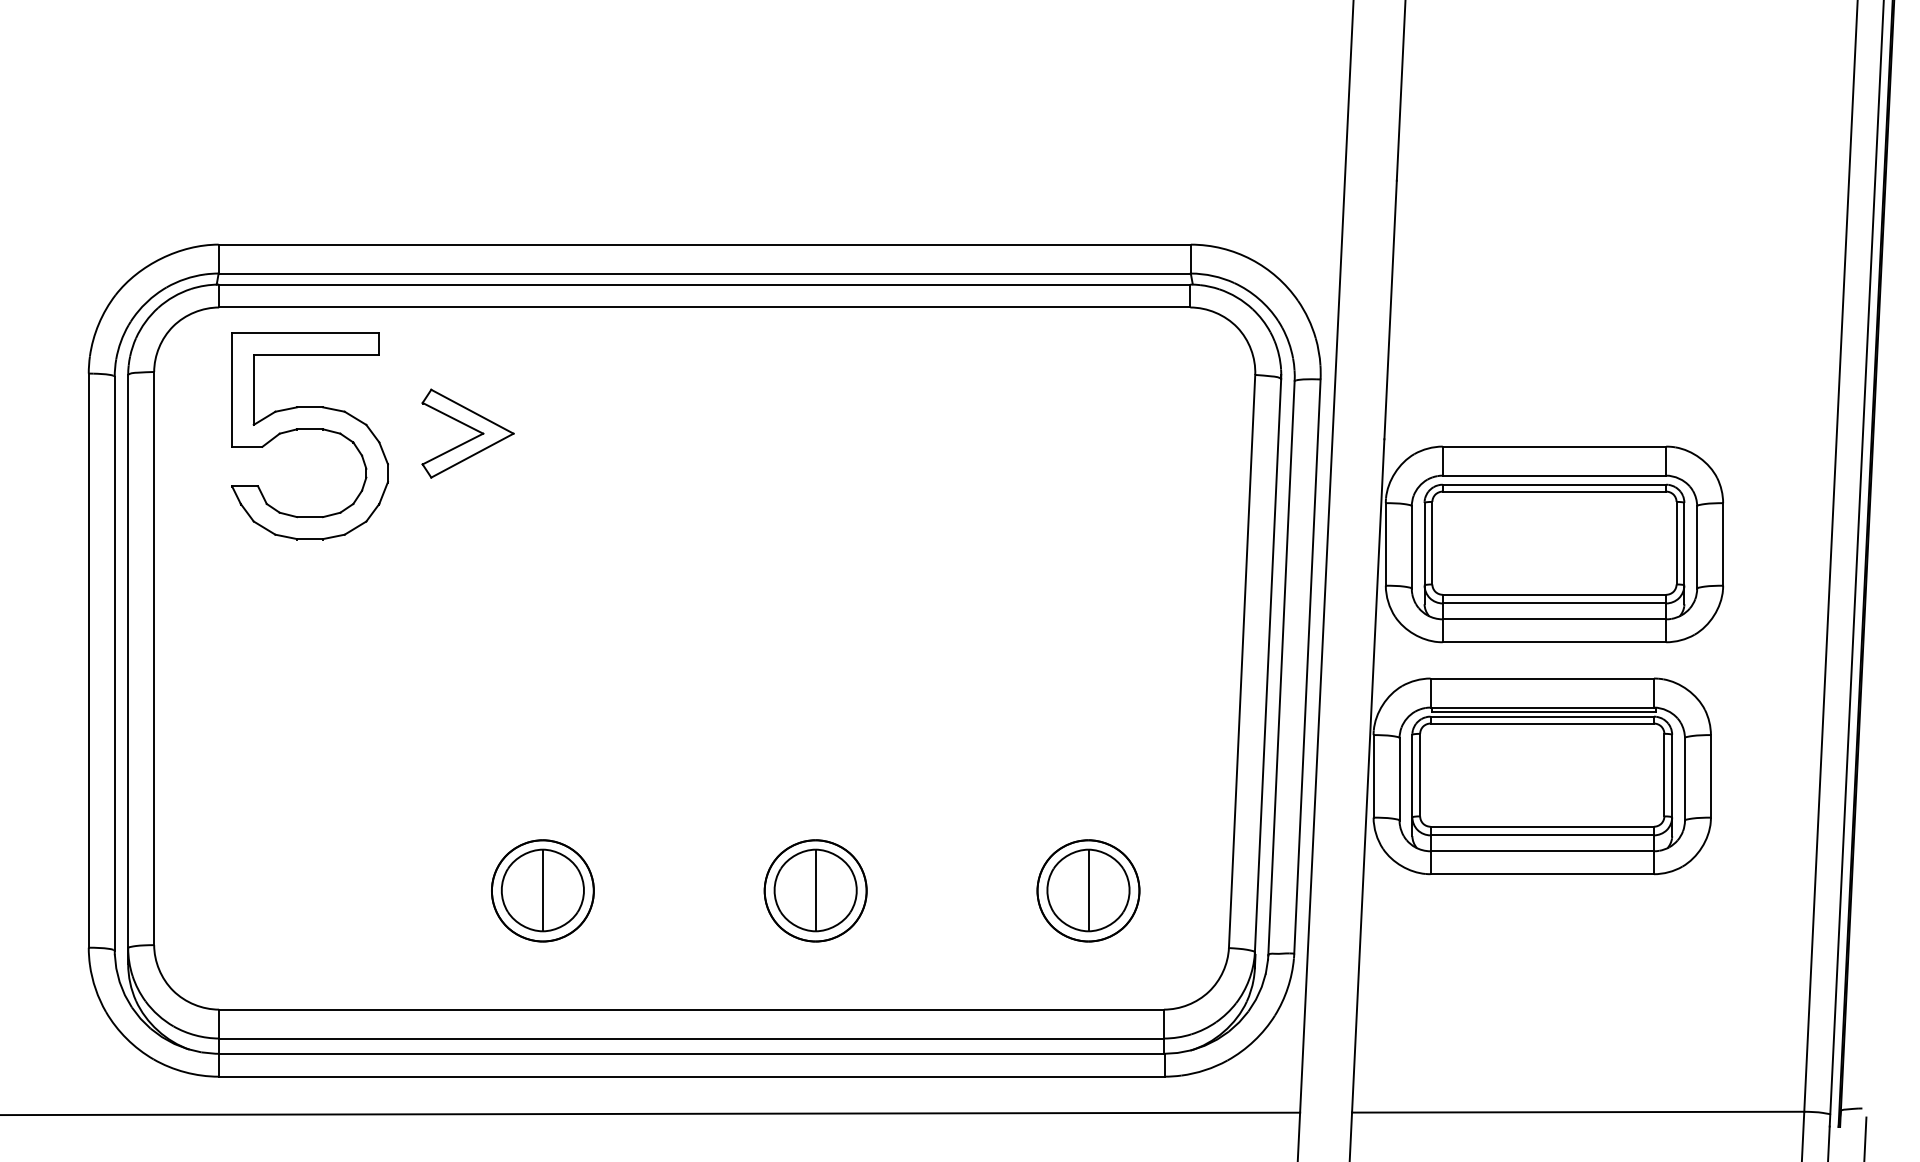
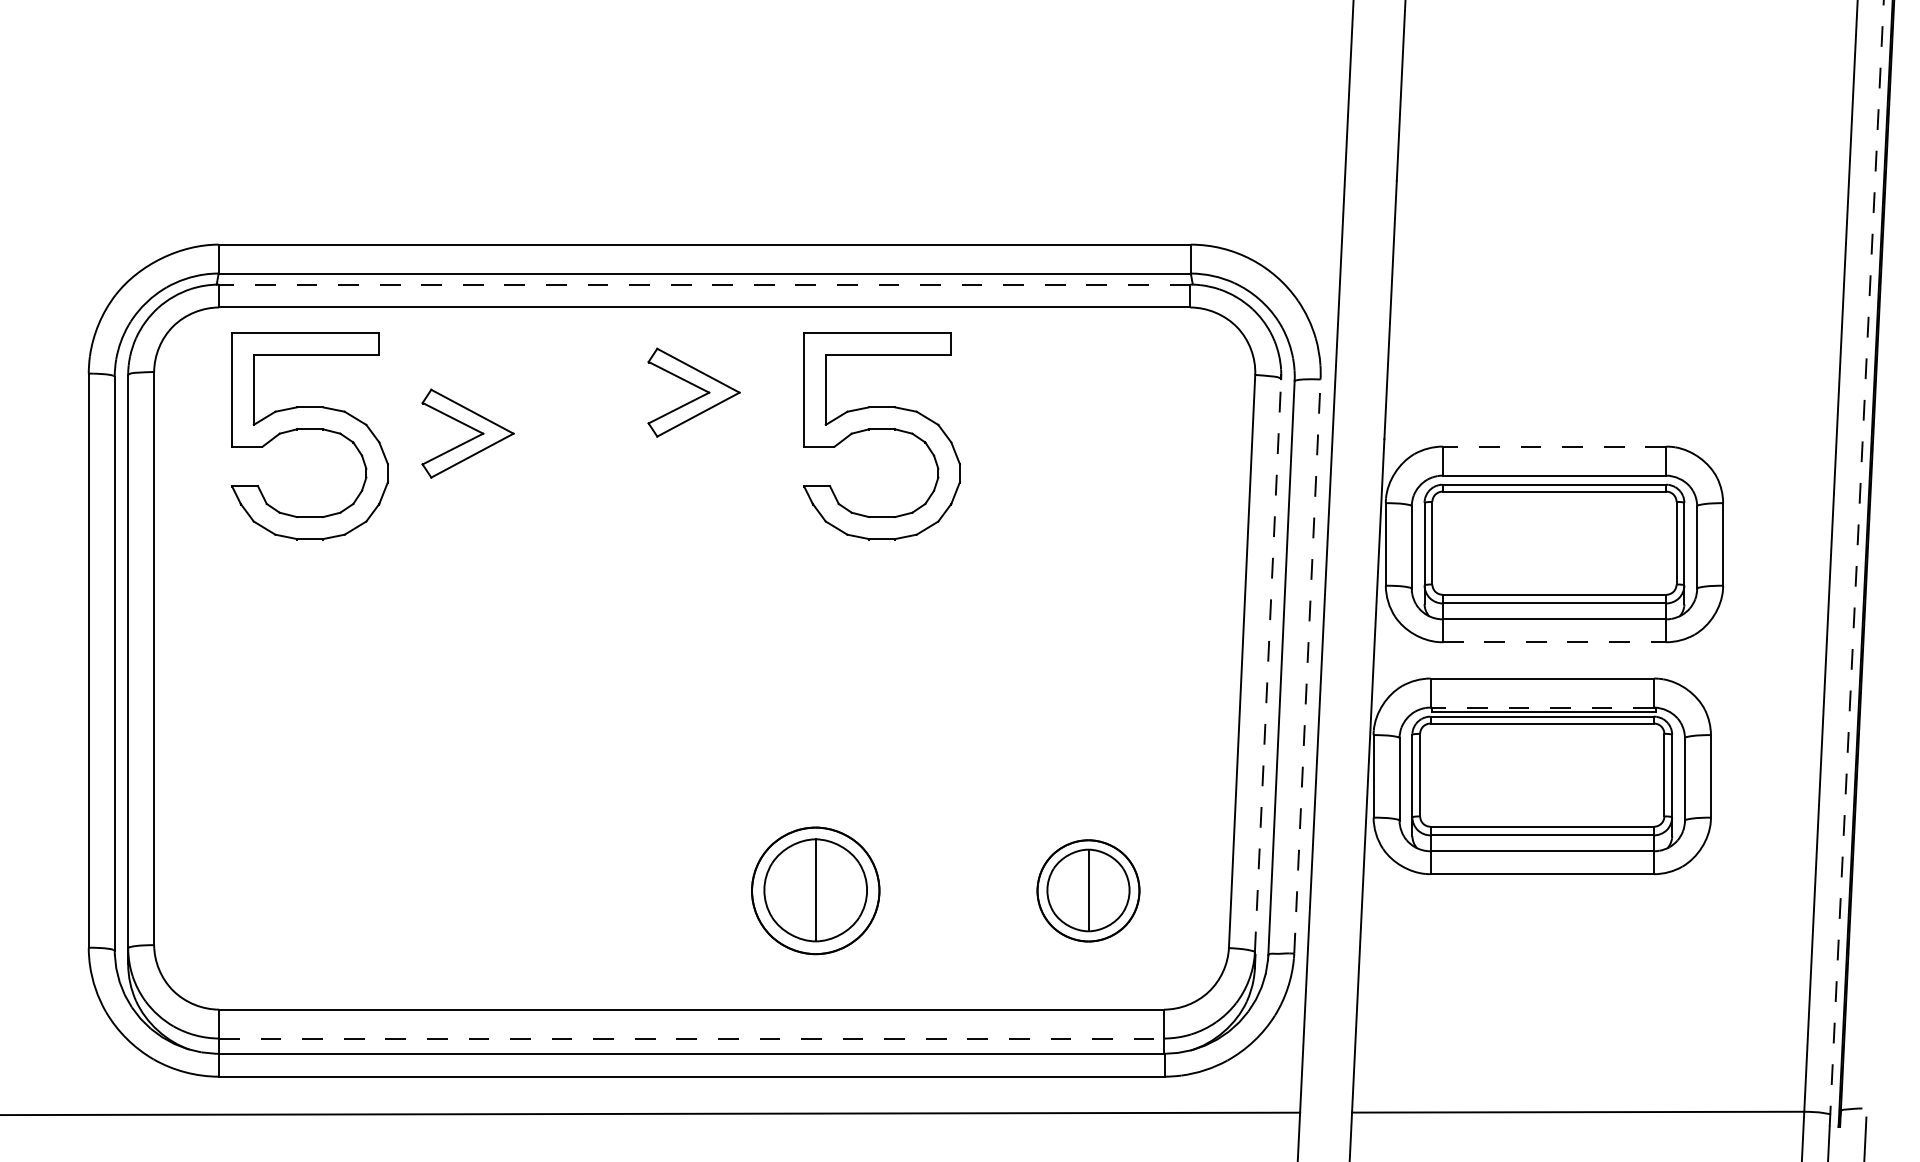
line: solid -> dashed (704, 284)
part: none -> present (693, 392)
part: none -> present (881, 429)
line: solid -> dashed (1554, 446)
line: solid -> dashed (1856, 563)
line: solid -> dashed (1554, 642)
line: solid -> dashed (1268, 665)
line: solid -> dashed (1307, 666)
line: solid -> dashed (1542, 707)
part: present -> none (542, 890)
part size: 105x104 px -> 130x130 px (815, 890)
line: solid -> dashed (692, 1038)
